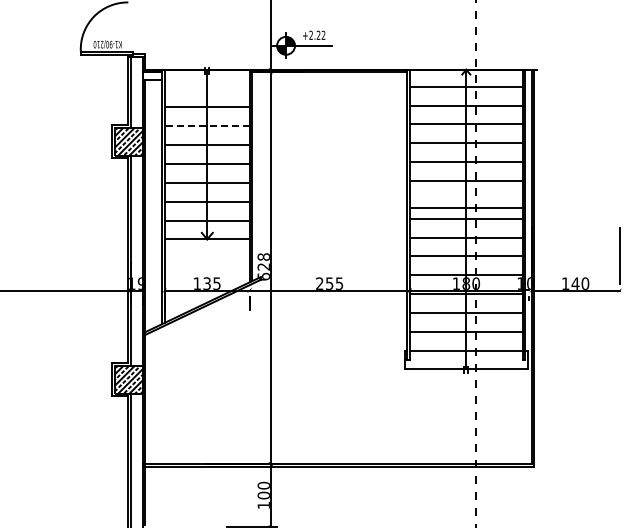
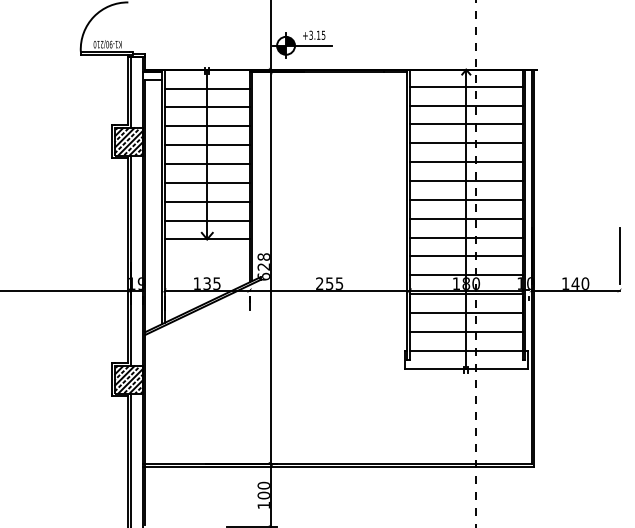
text: +2.22 -> +3.15 (317, 34)
line: none -> present (206, 88)
line: dashed -> solid (206, 126)
line position: (465, 207) -> (465, 199) (465, 199)
